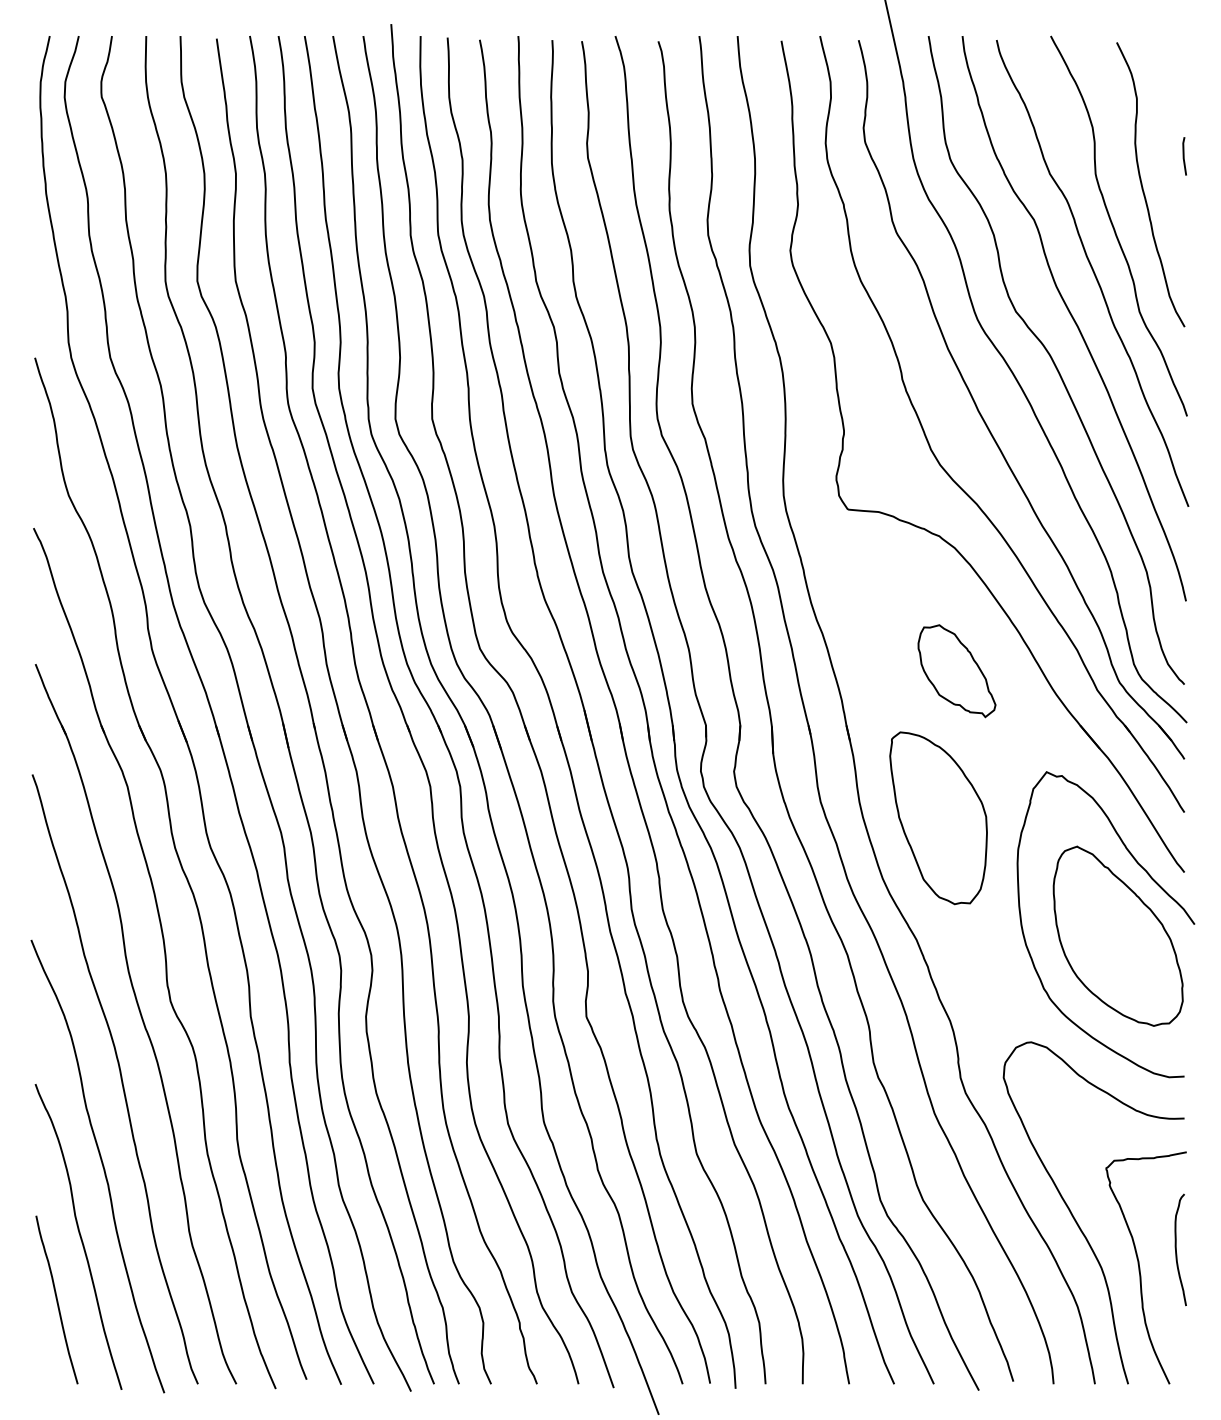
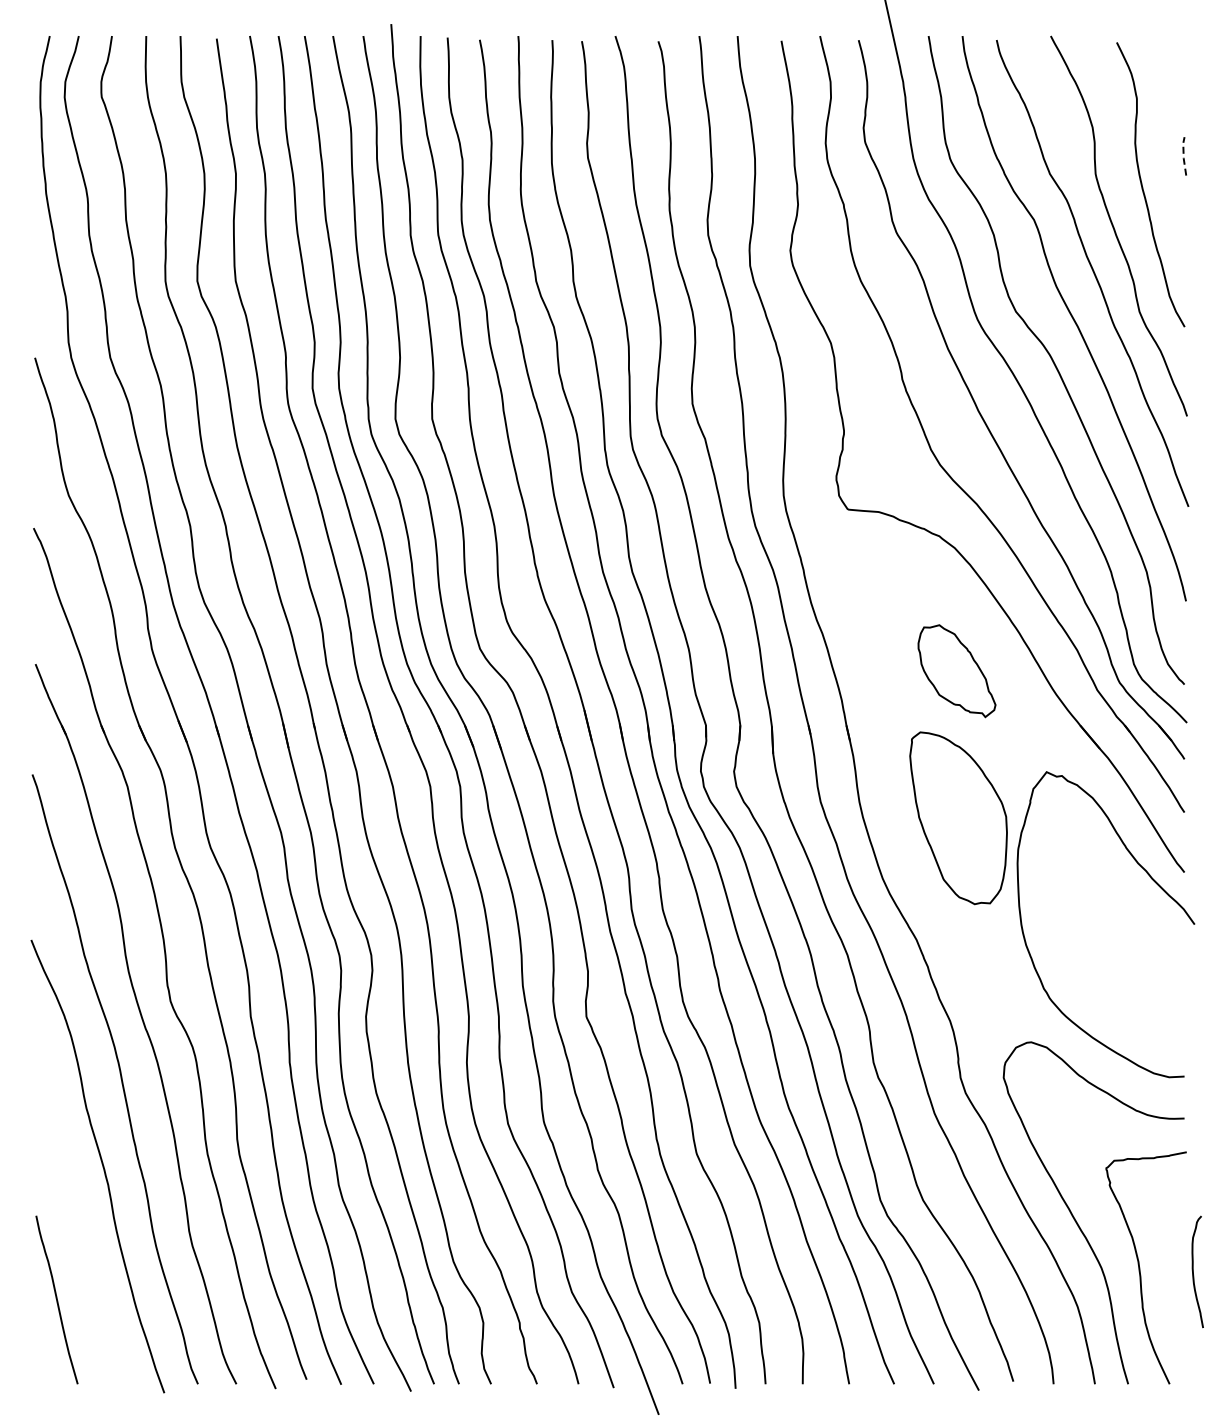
line: solid -> dashed (1183, 155)
part position: (938, 818) -> (958, 818) (958, 818)
part: present -> none (1117, 935)
curve: present -> none (79, 1236)
curve position: (1176, 1249) -> (1193, 1271) (1193, 1271)
